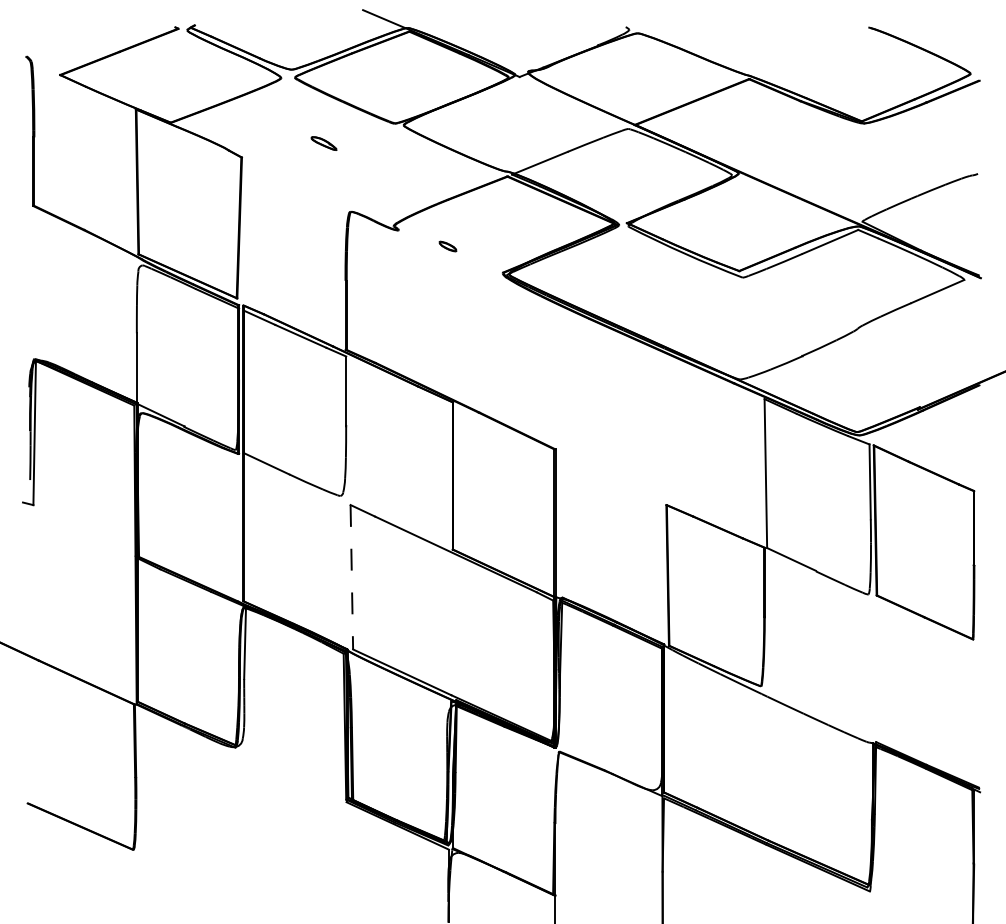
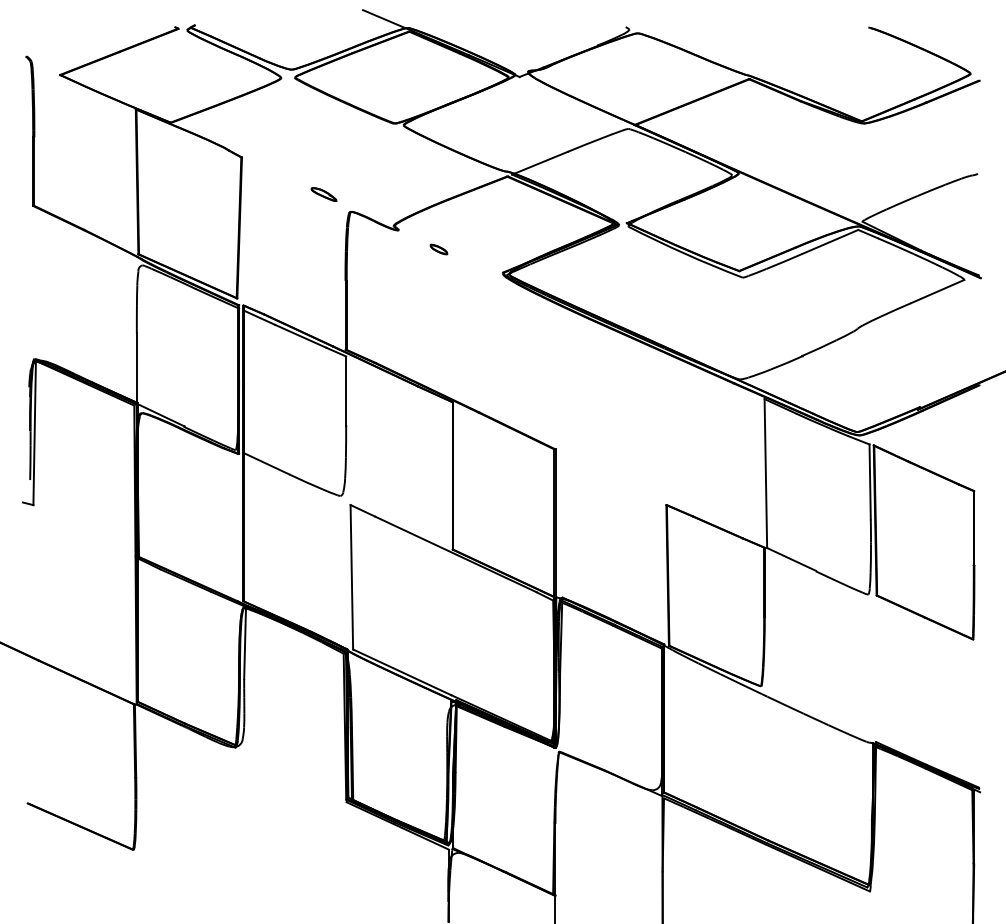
part position: (323, 143) -> (323, 194) (323, 194)
part position: (447, 246) -> (438, 249) (438, 249)
line: dashed -> solid (351, 577)
